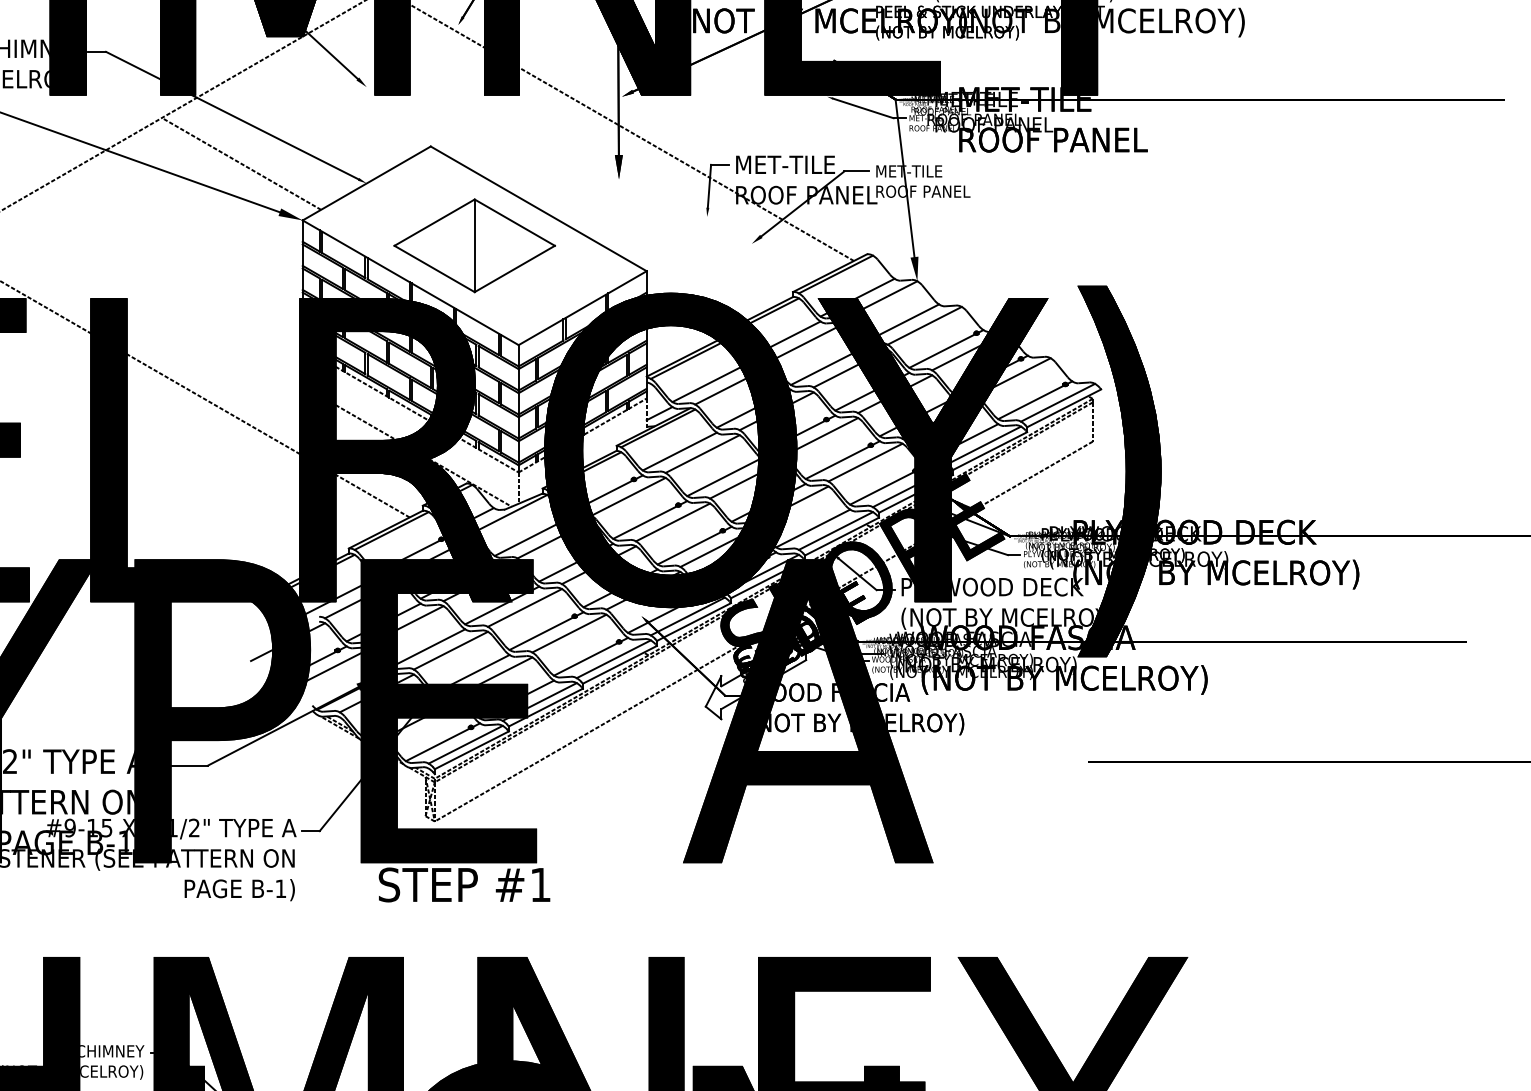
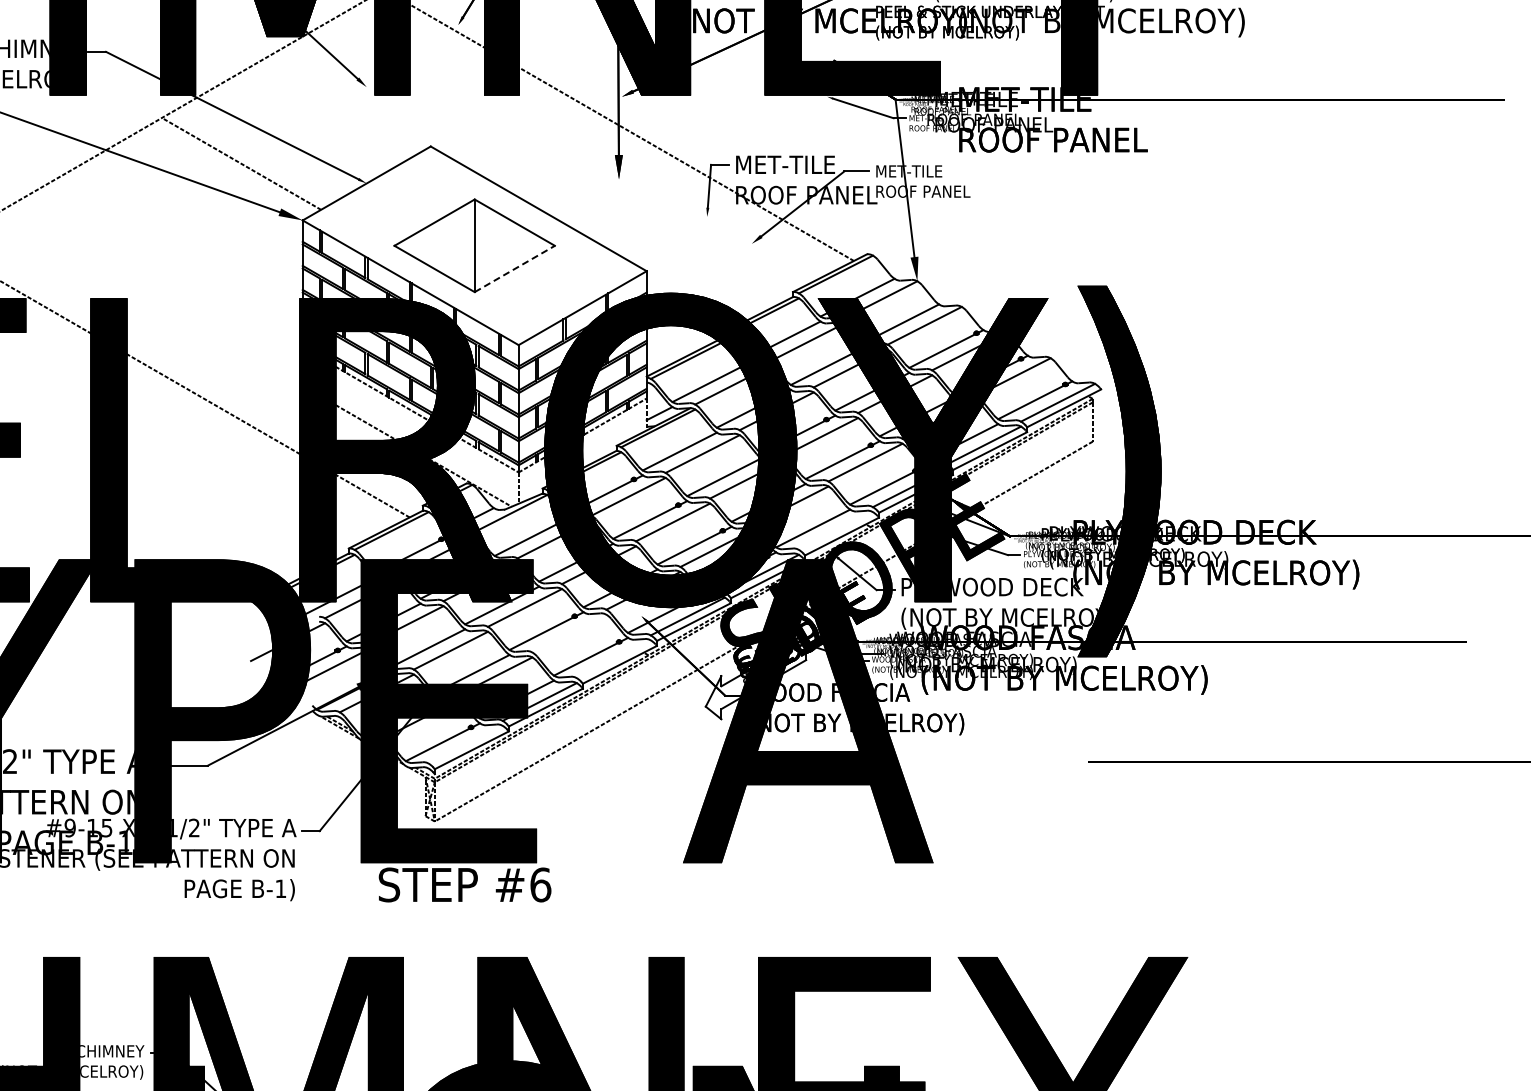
line: solid -> dashed (515, 268)
line: present -> none (835, 530)
line: present -> none (569, 633)
line: present -> none (613, 659)
line: present -> none (465, 744)
text: #1 -> #6 (540, 884)
